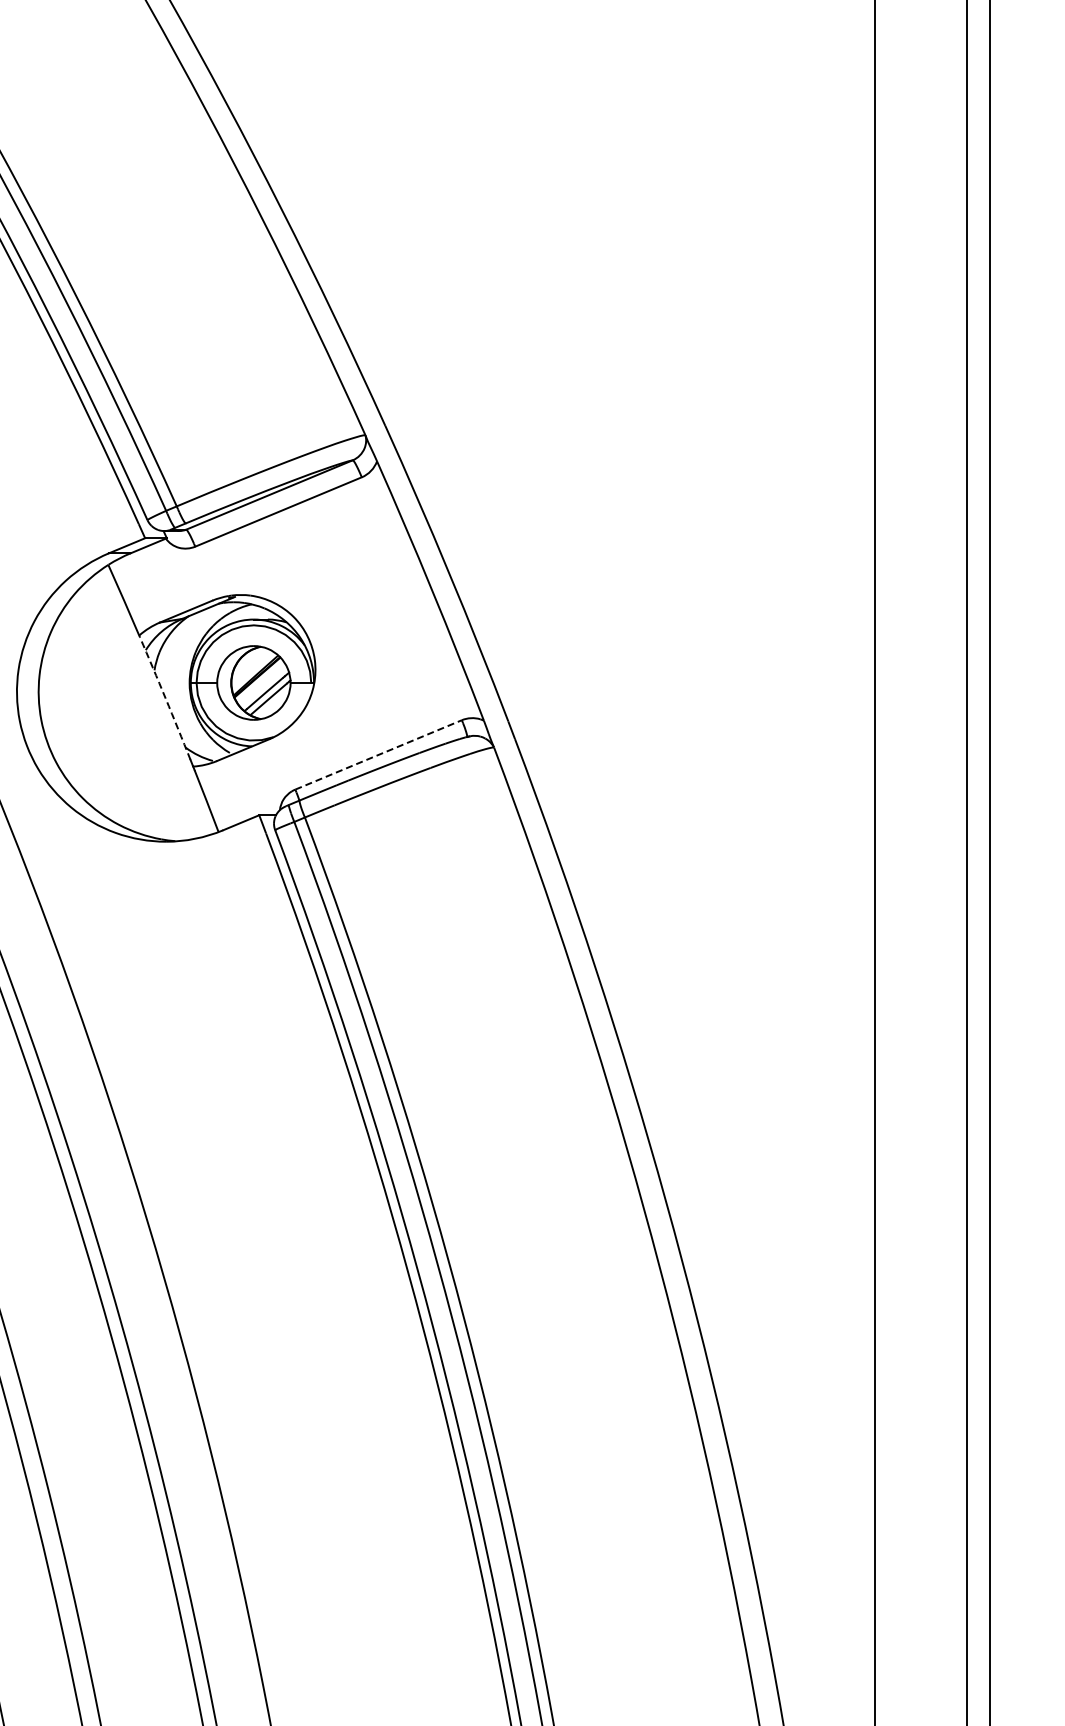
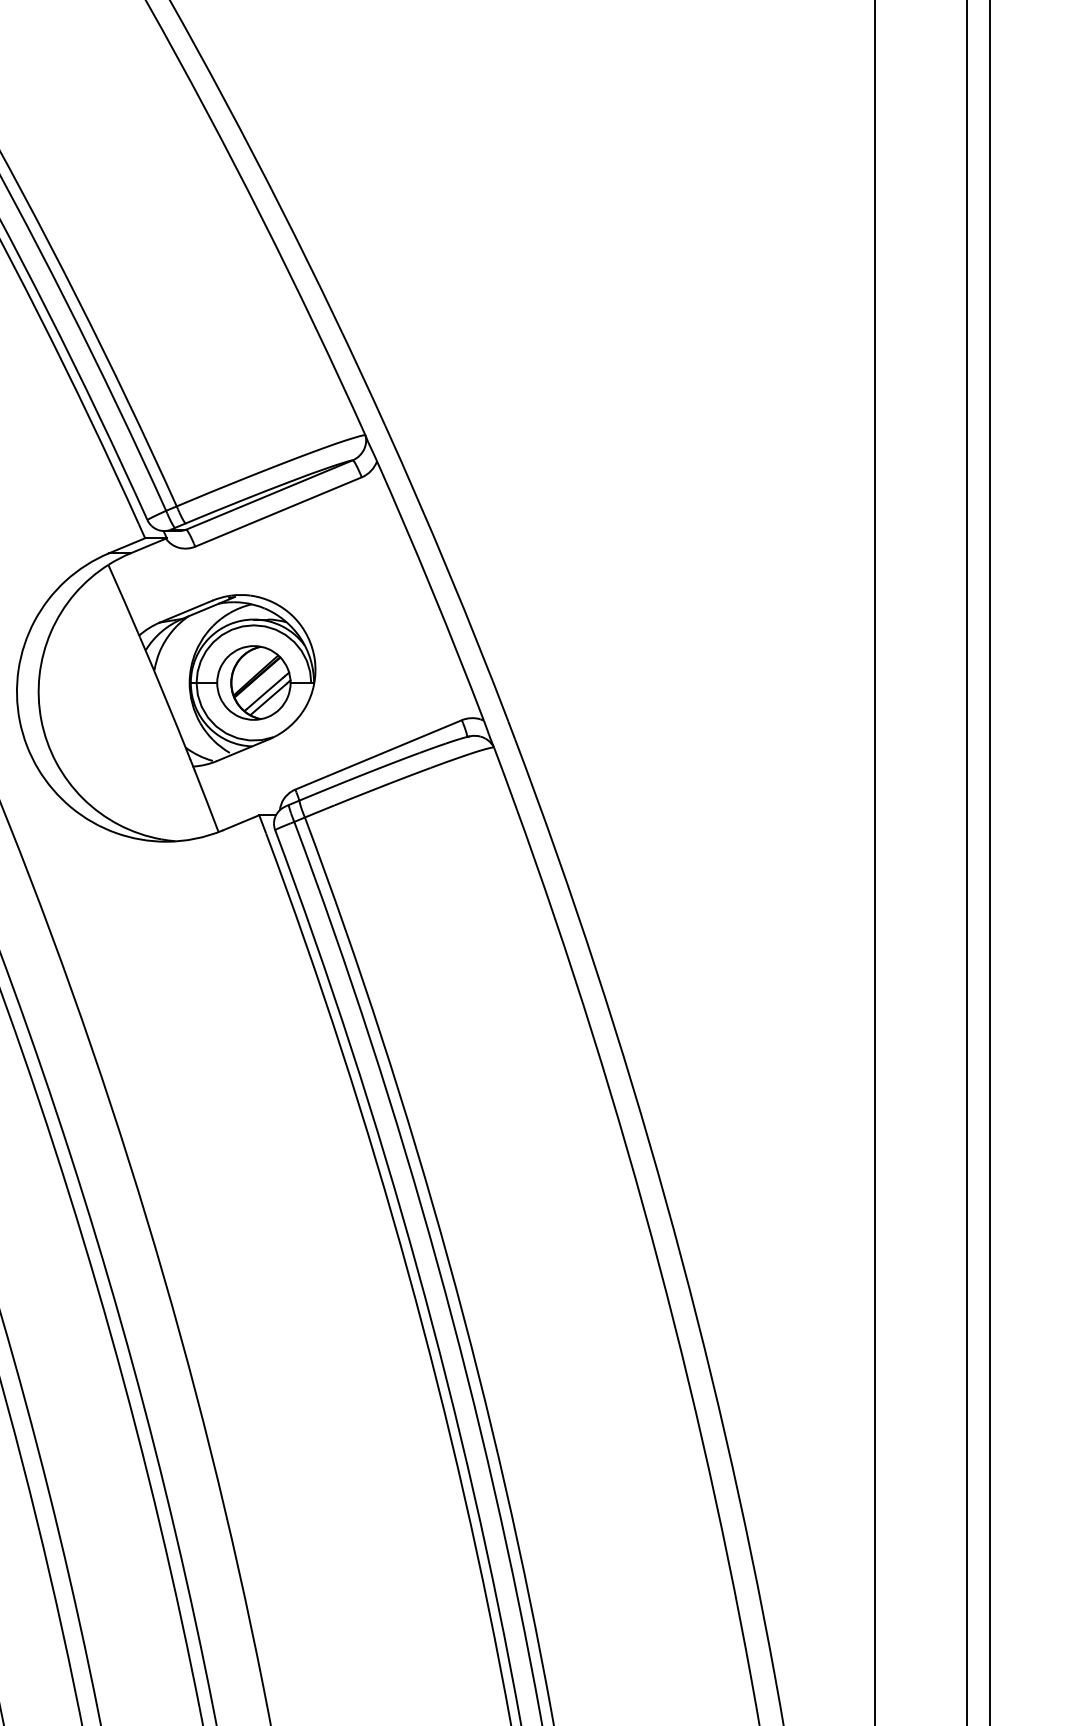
arc: dashed -> solid (165, 698)
line: dashed -> solid (379, 754)
